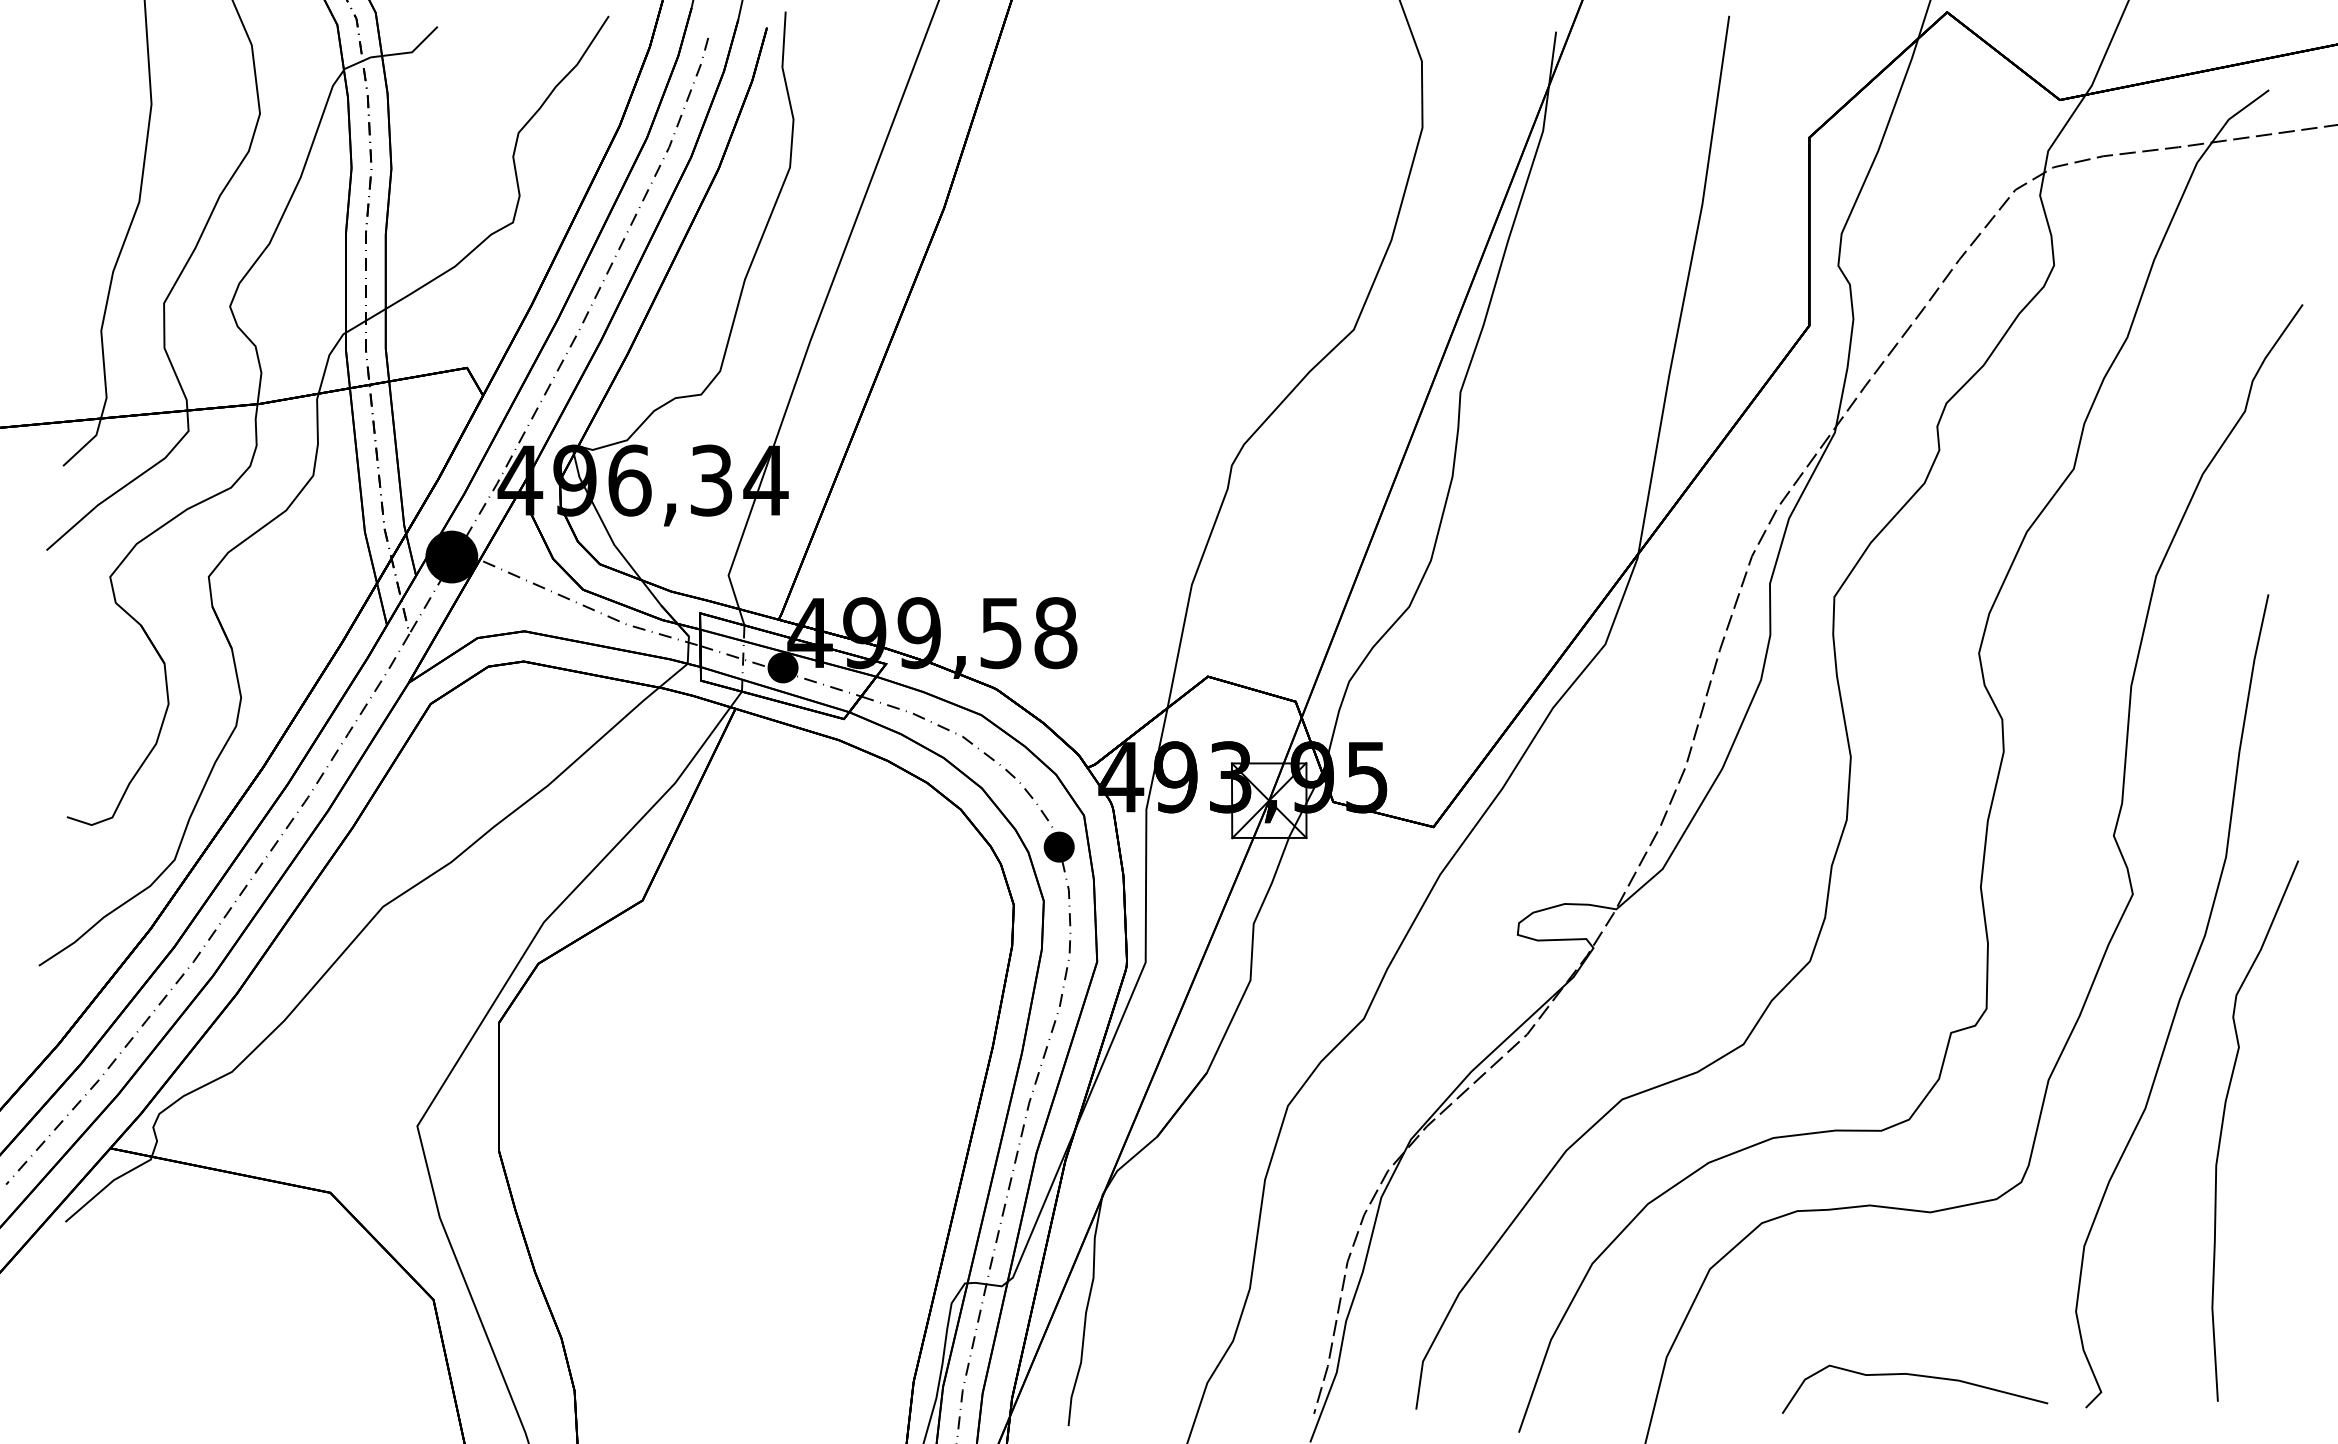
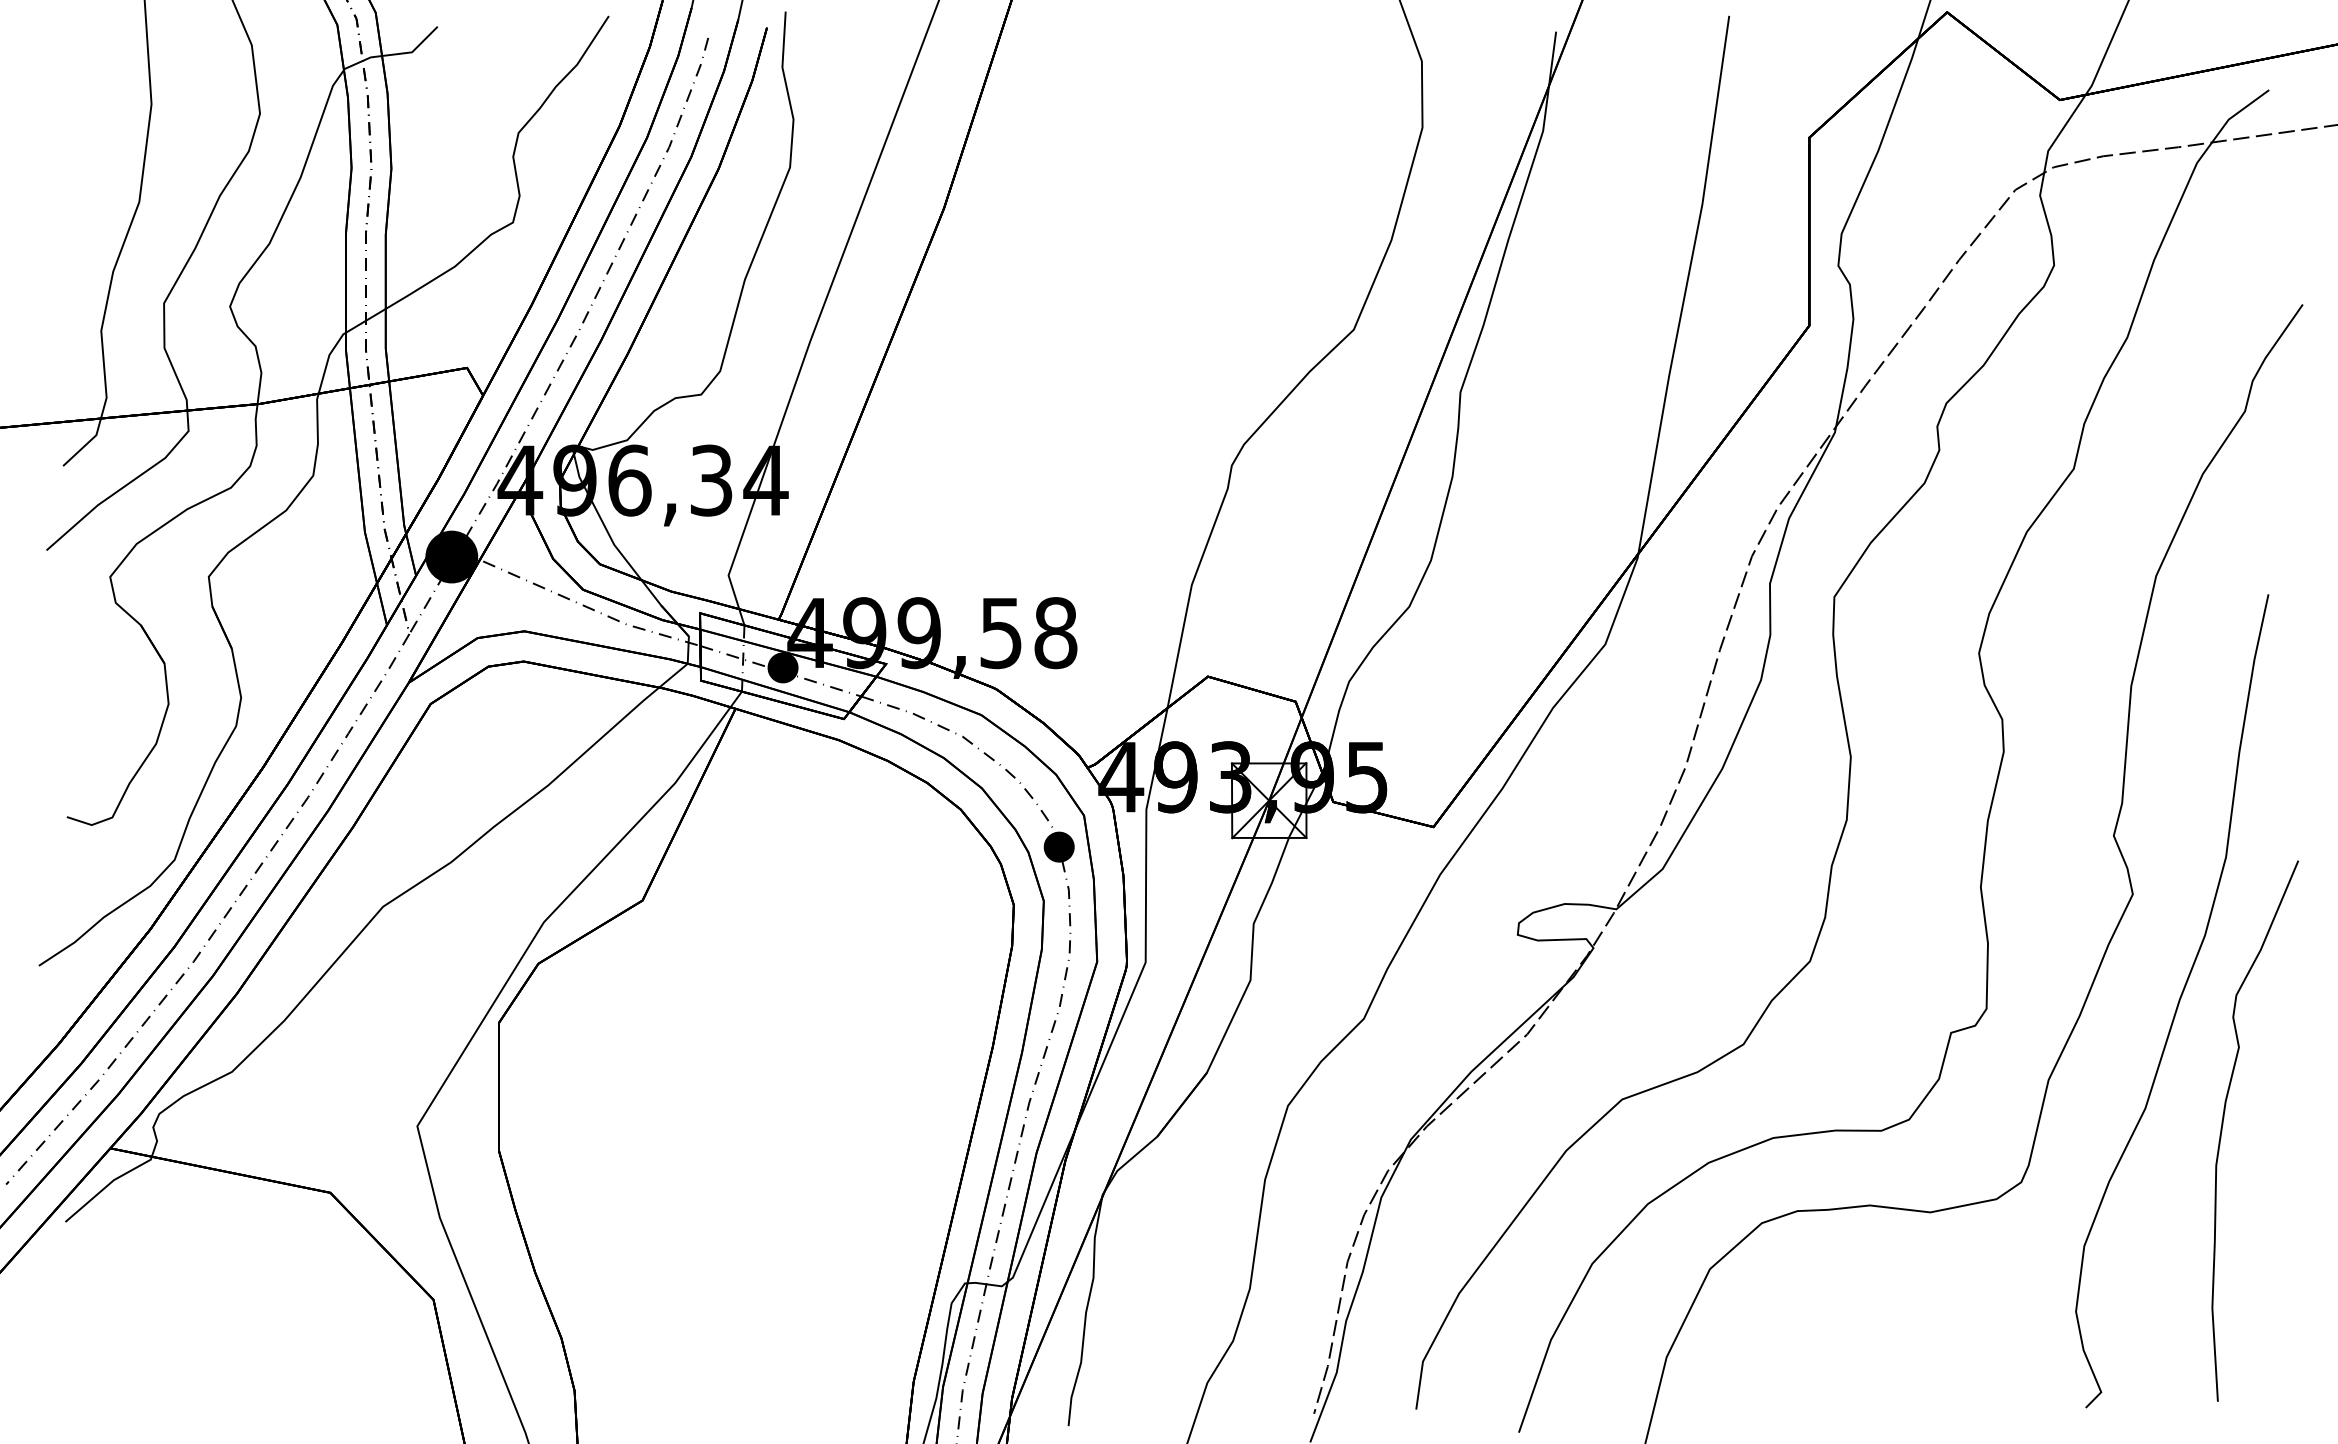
curve: present -> none (1916, 1376)
